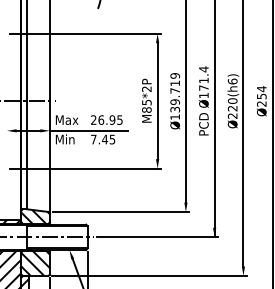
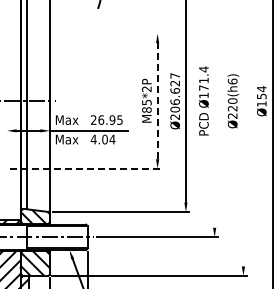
line: present -> none (85, 33)
text: Ø139.719 -> Ø206.627 (175, 96)
line: solid -> dashed (157, 101)
text: Ø254 -> Ø154 (261, 103)
line: present -> none (214, 119)
line: present -> none (243, 134)
text: Min -> Max (71, 139)
text: 7.45 -> 4.04 (102, 139)
line: solid -> dashed (86, 168)
